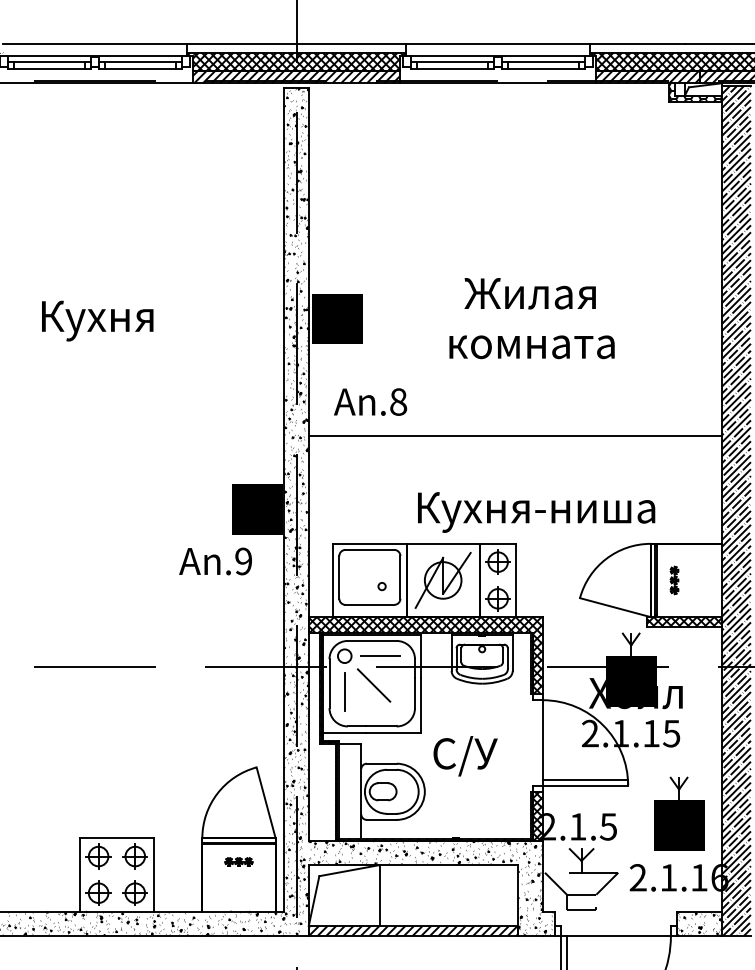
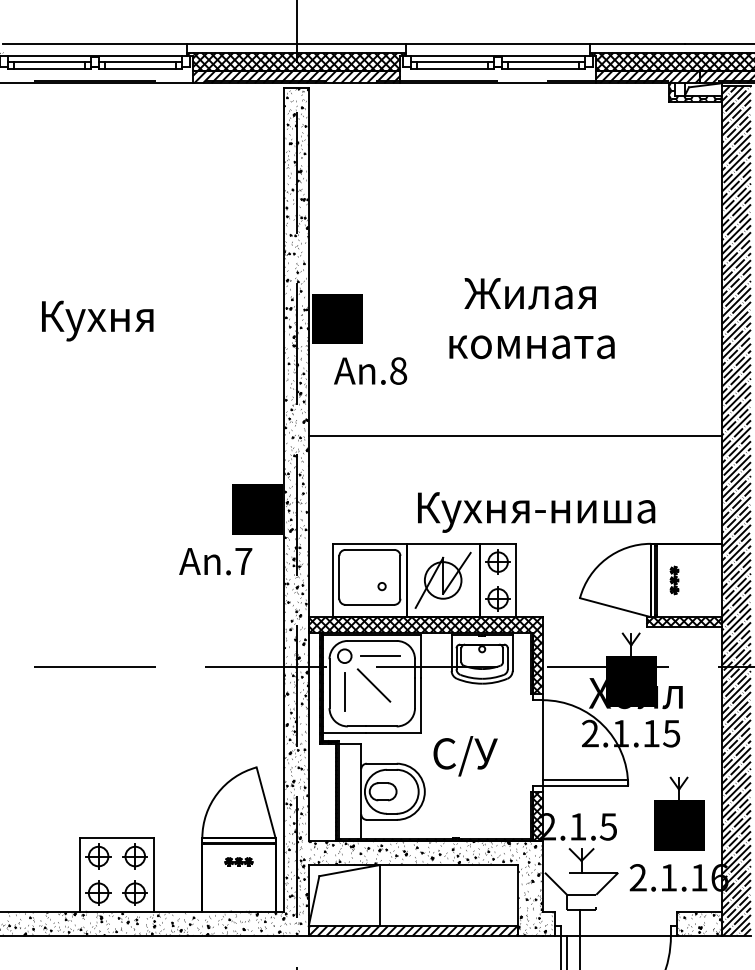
text position: (370, 401) -> (370, 370) (370, 370)
text: n.9 -> n.7 (243, 561)
line: none -> present (580, 938)
